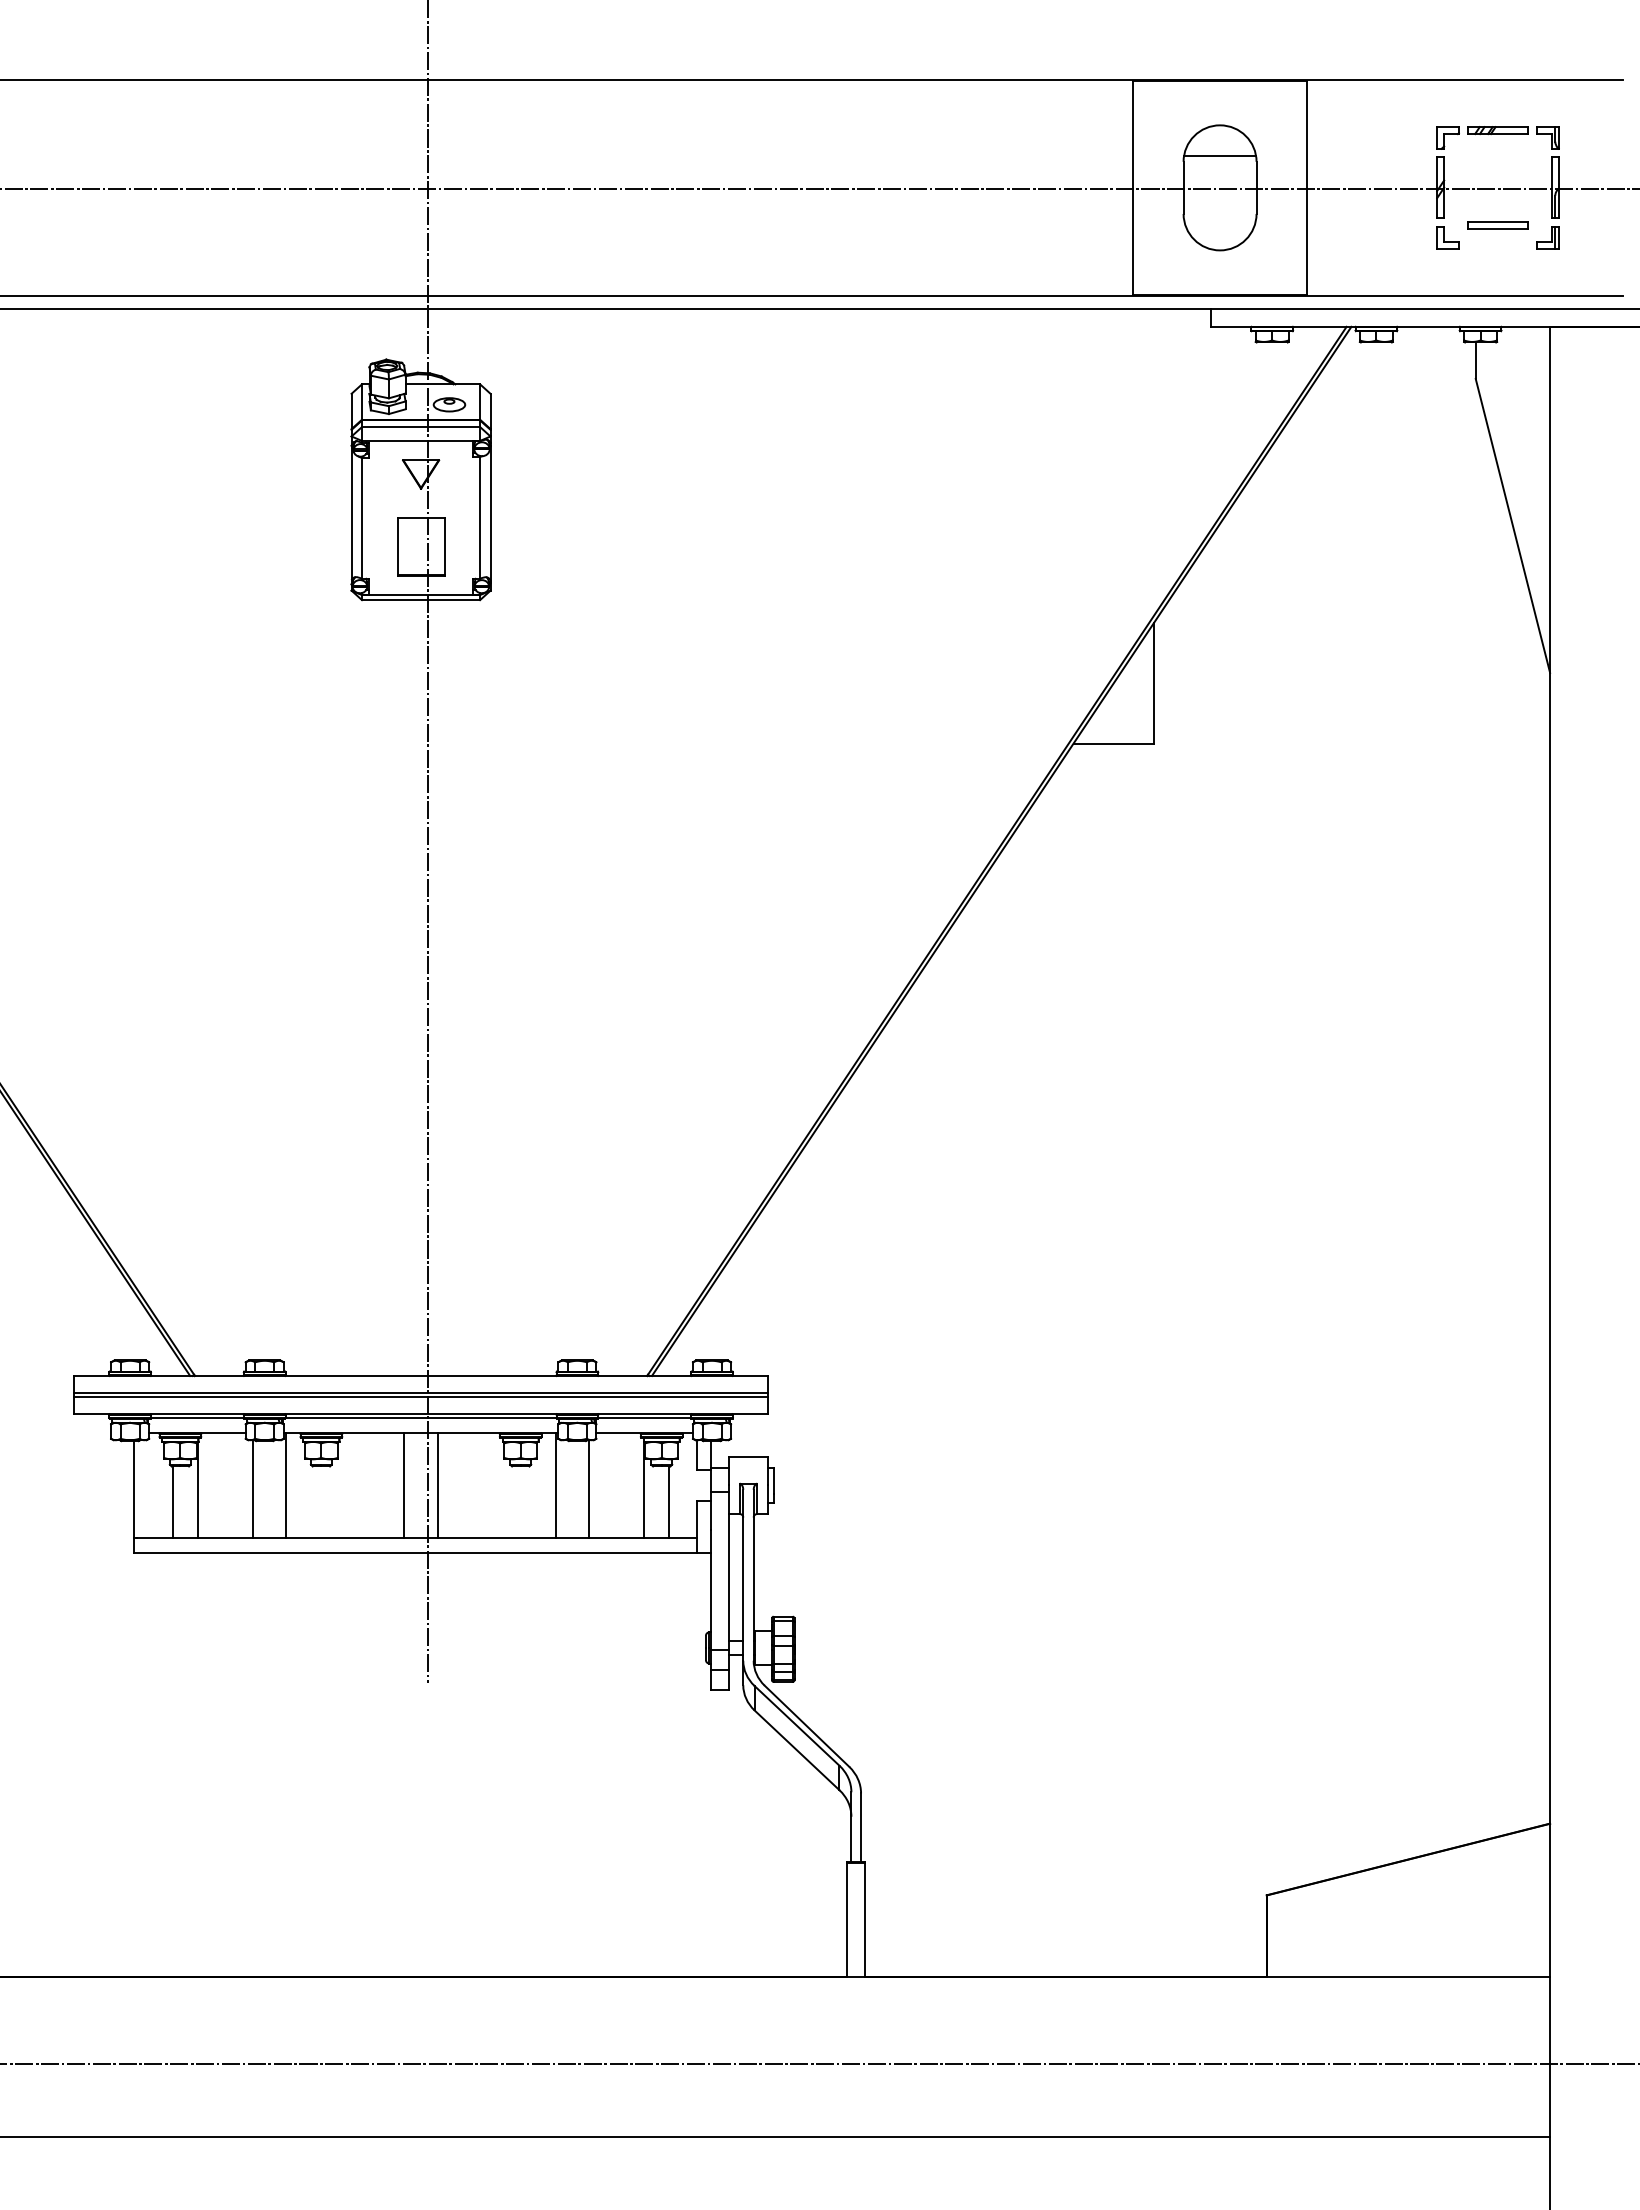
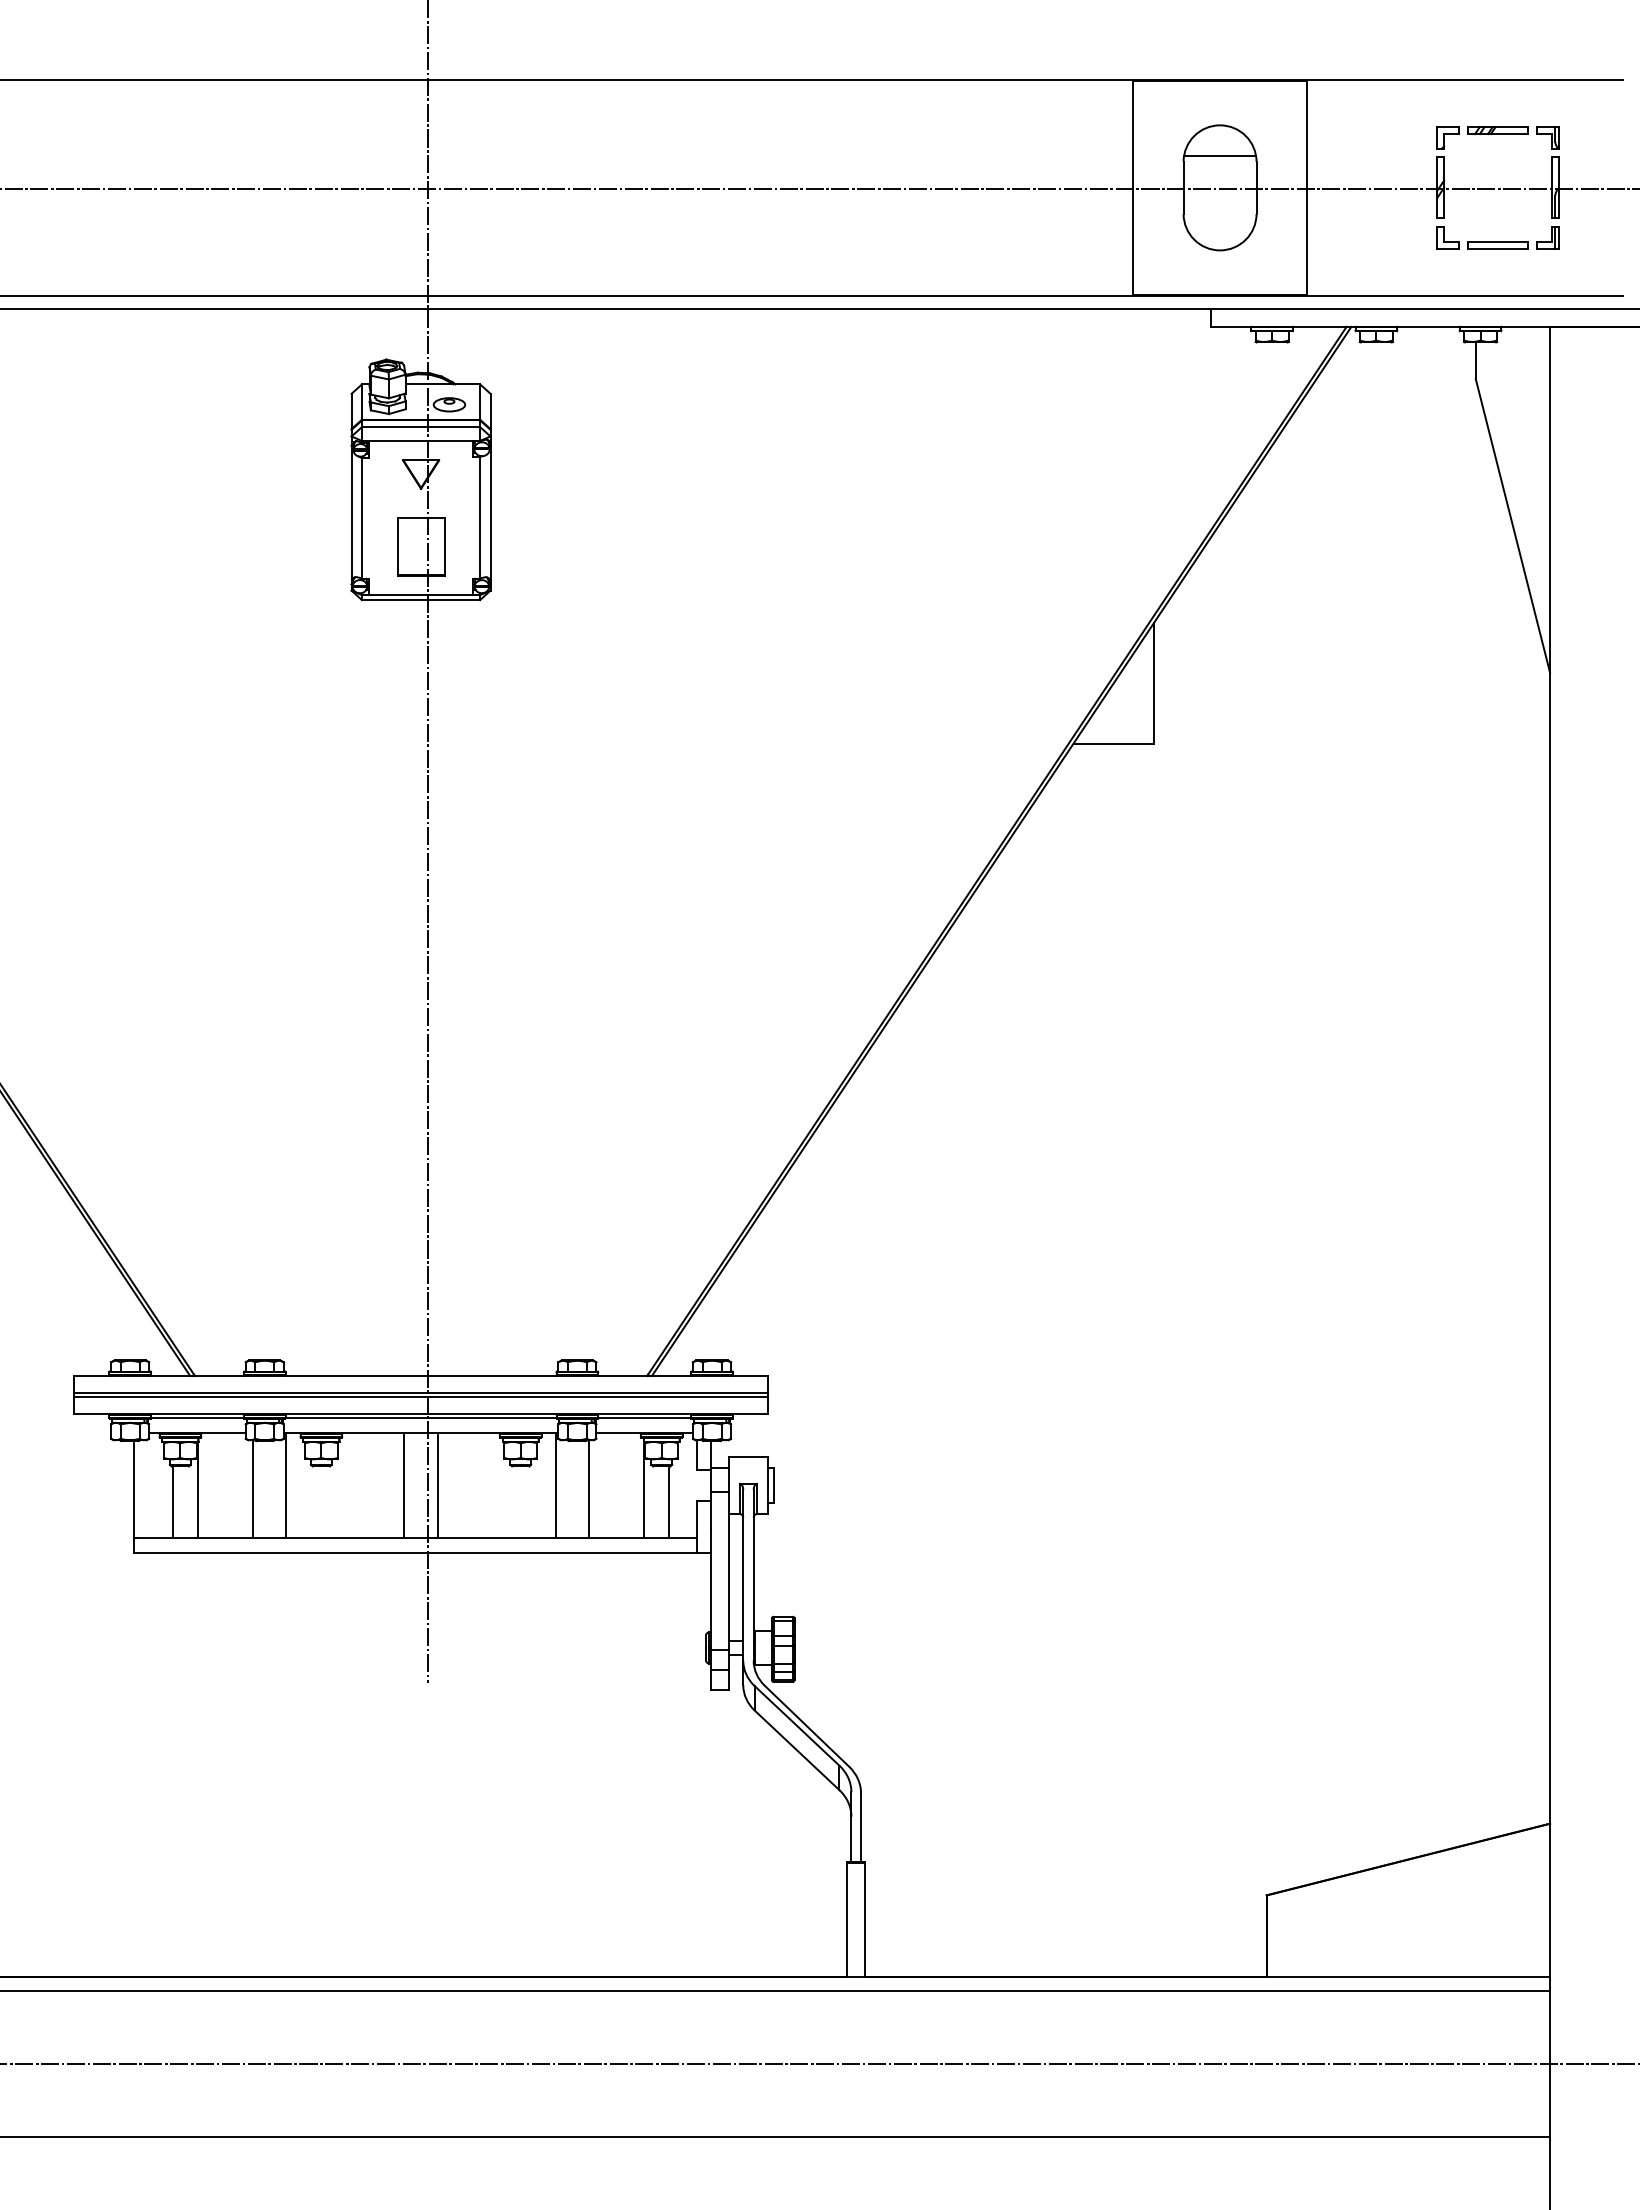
part position: (1497, 225) -> (1497, 245) (1497, 245)
line: none -> present (776, 1990)
